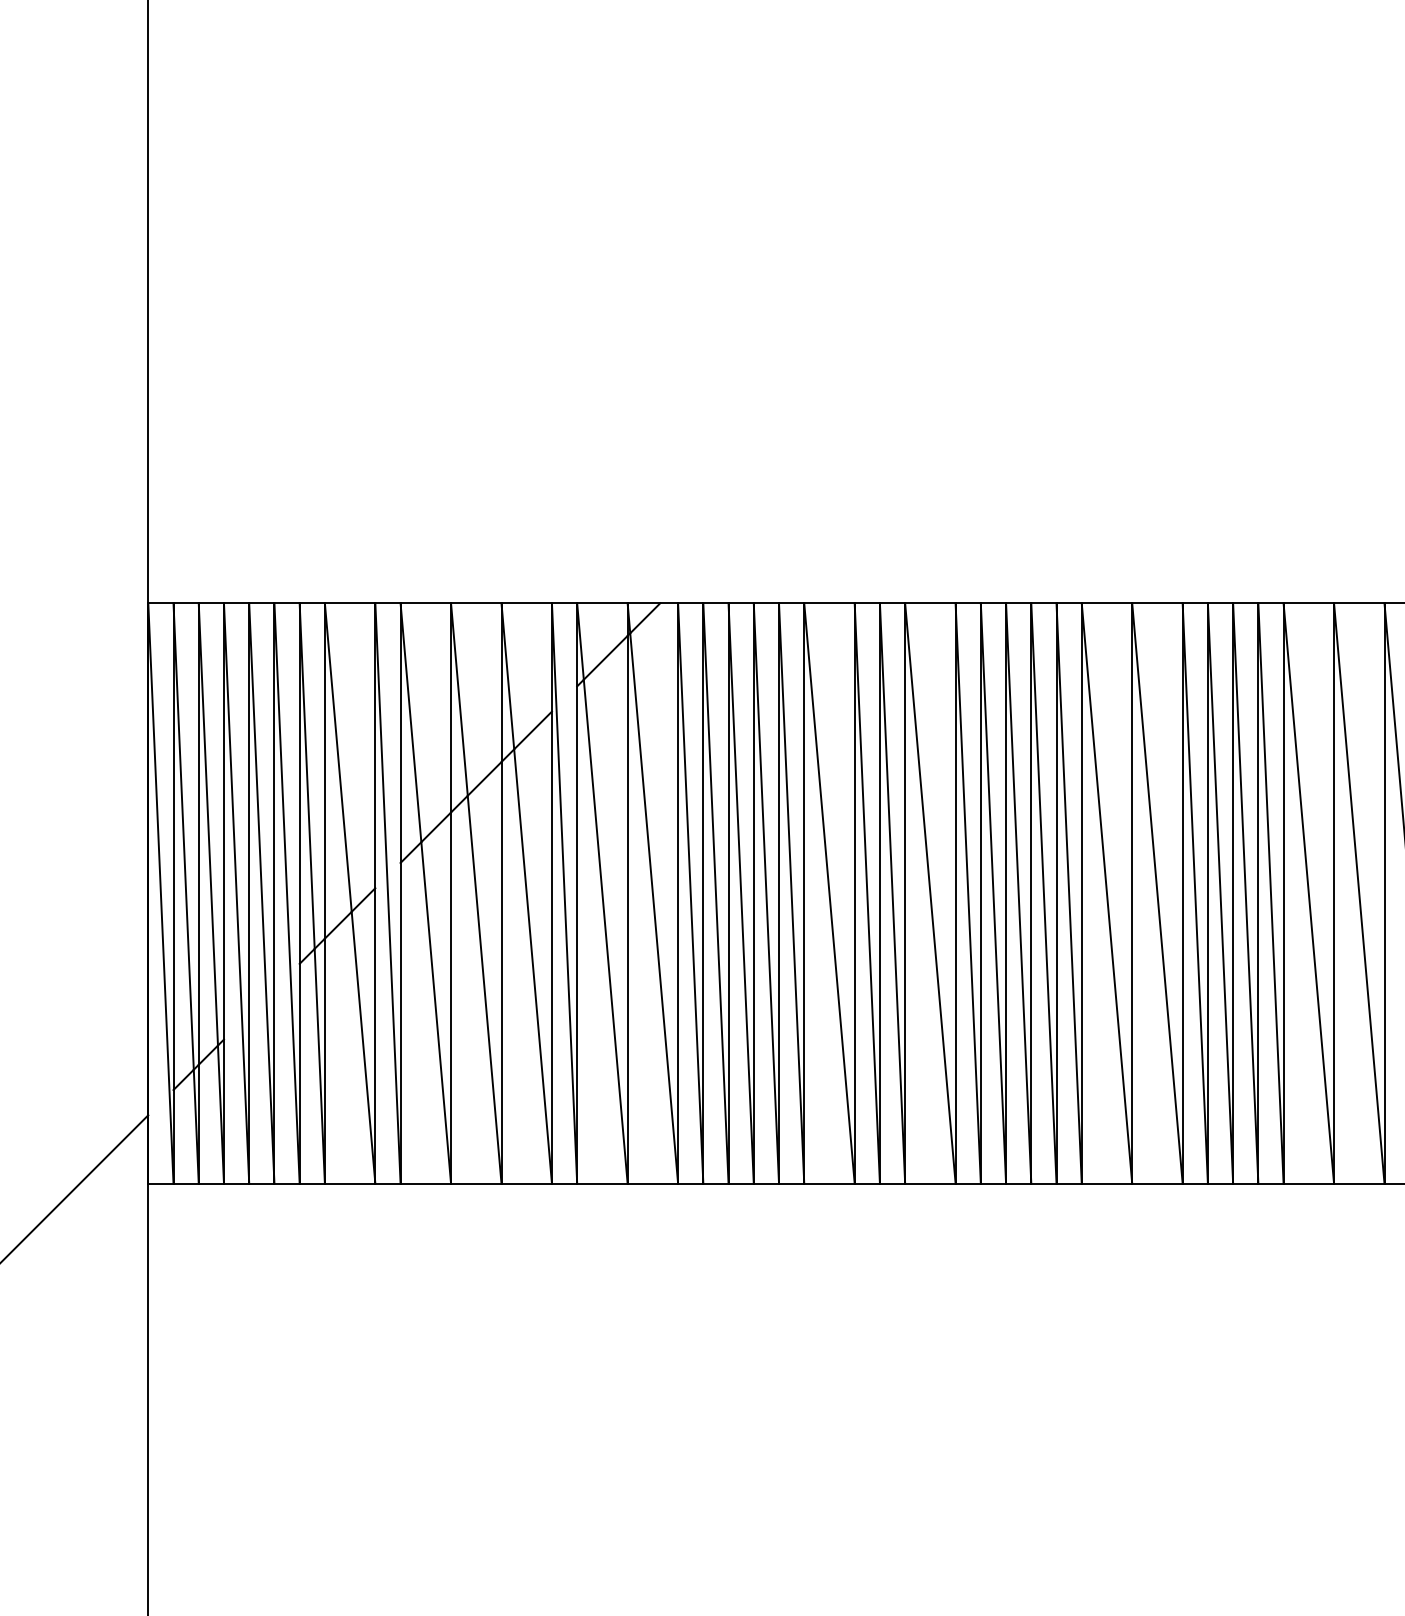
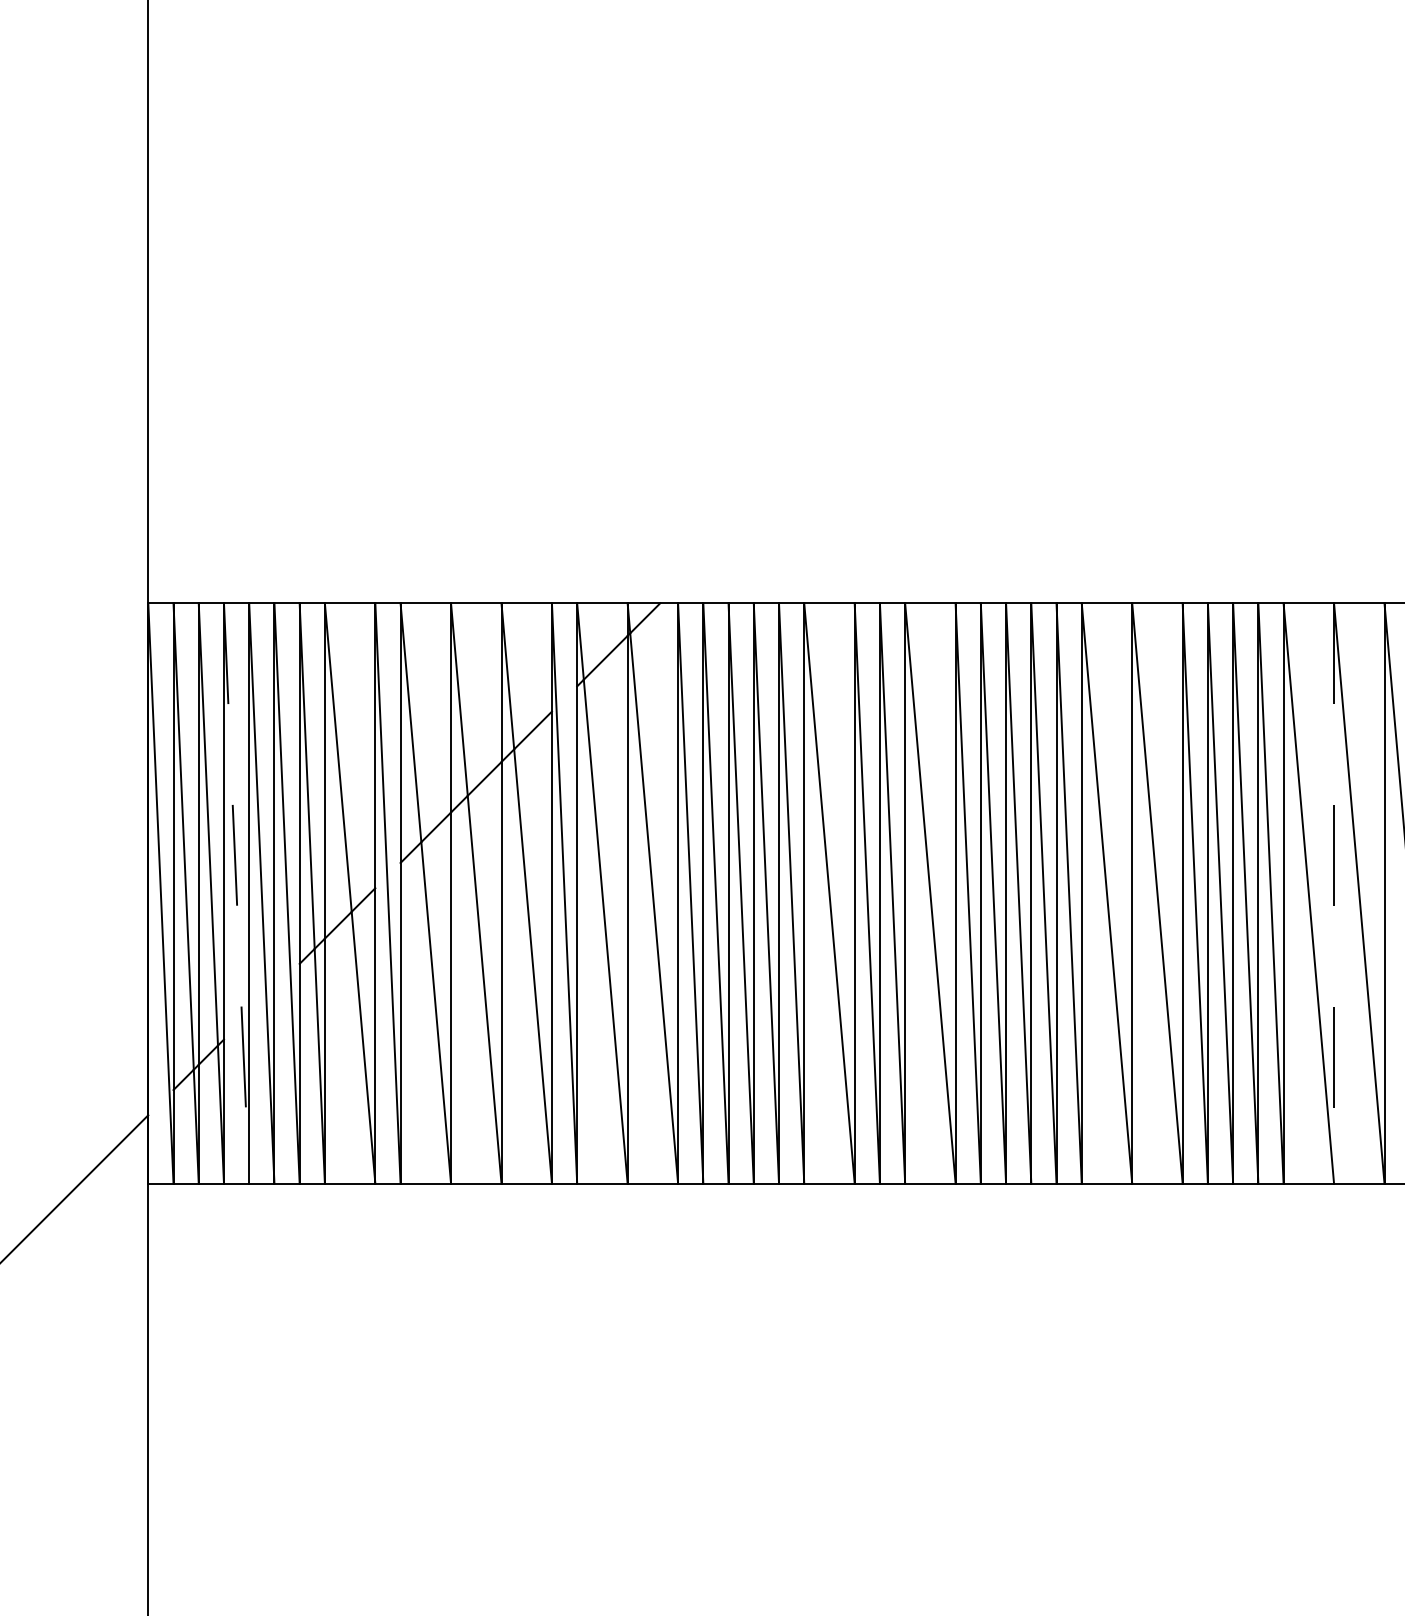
line: solid -> dashed (236, 893)
line: solid -> dashed (1334, 893)
